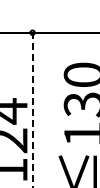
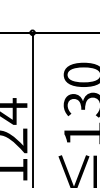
line: dashed -> solid (32, 109)
